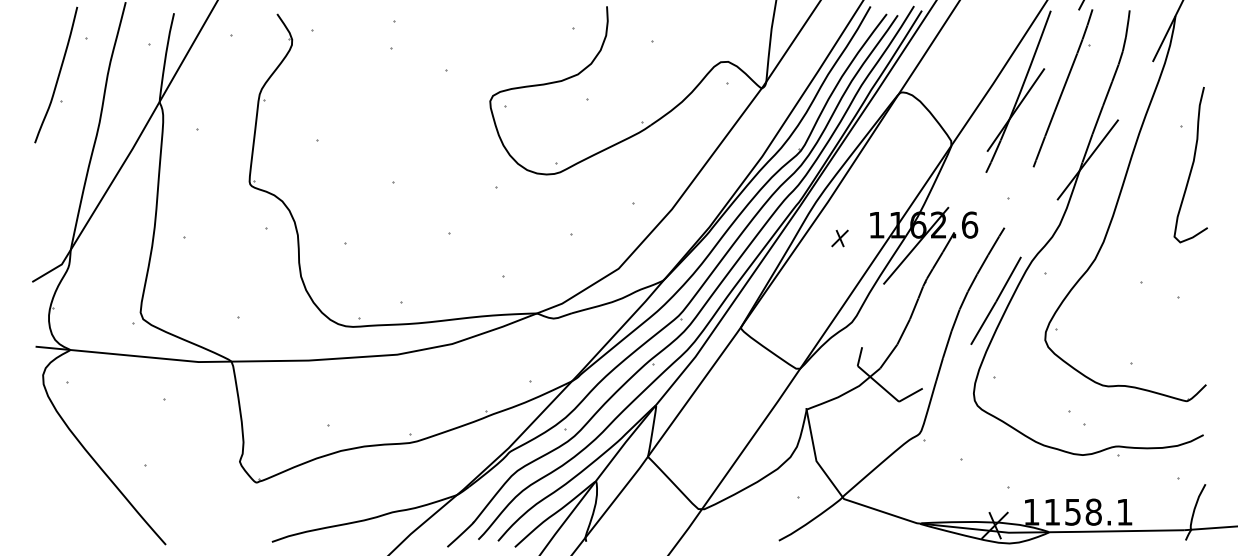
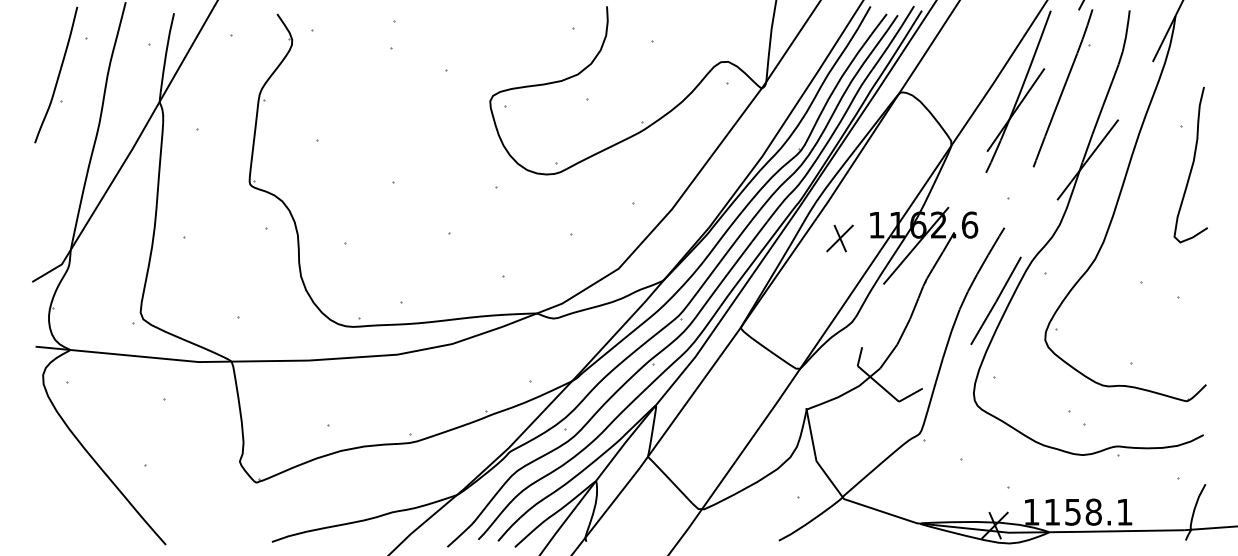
part size: 18x19 px -> 28x29 px (839, 238)
